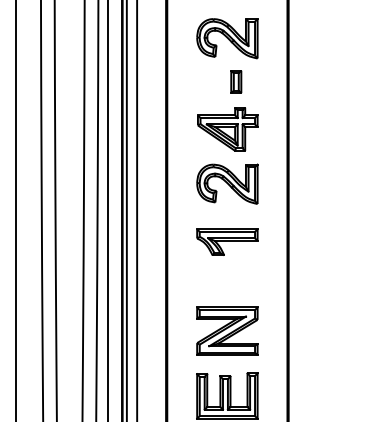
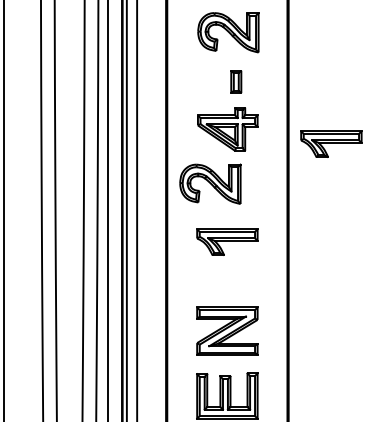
part position: (227, 38) -> (228, 32) (228, 32)
part: none -> present (331, 143)
part position: (227, 183) -> (210, 183) (210, 183)
line position: (16, 210) -> (4, 210) (4, 210)
